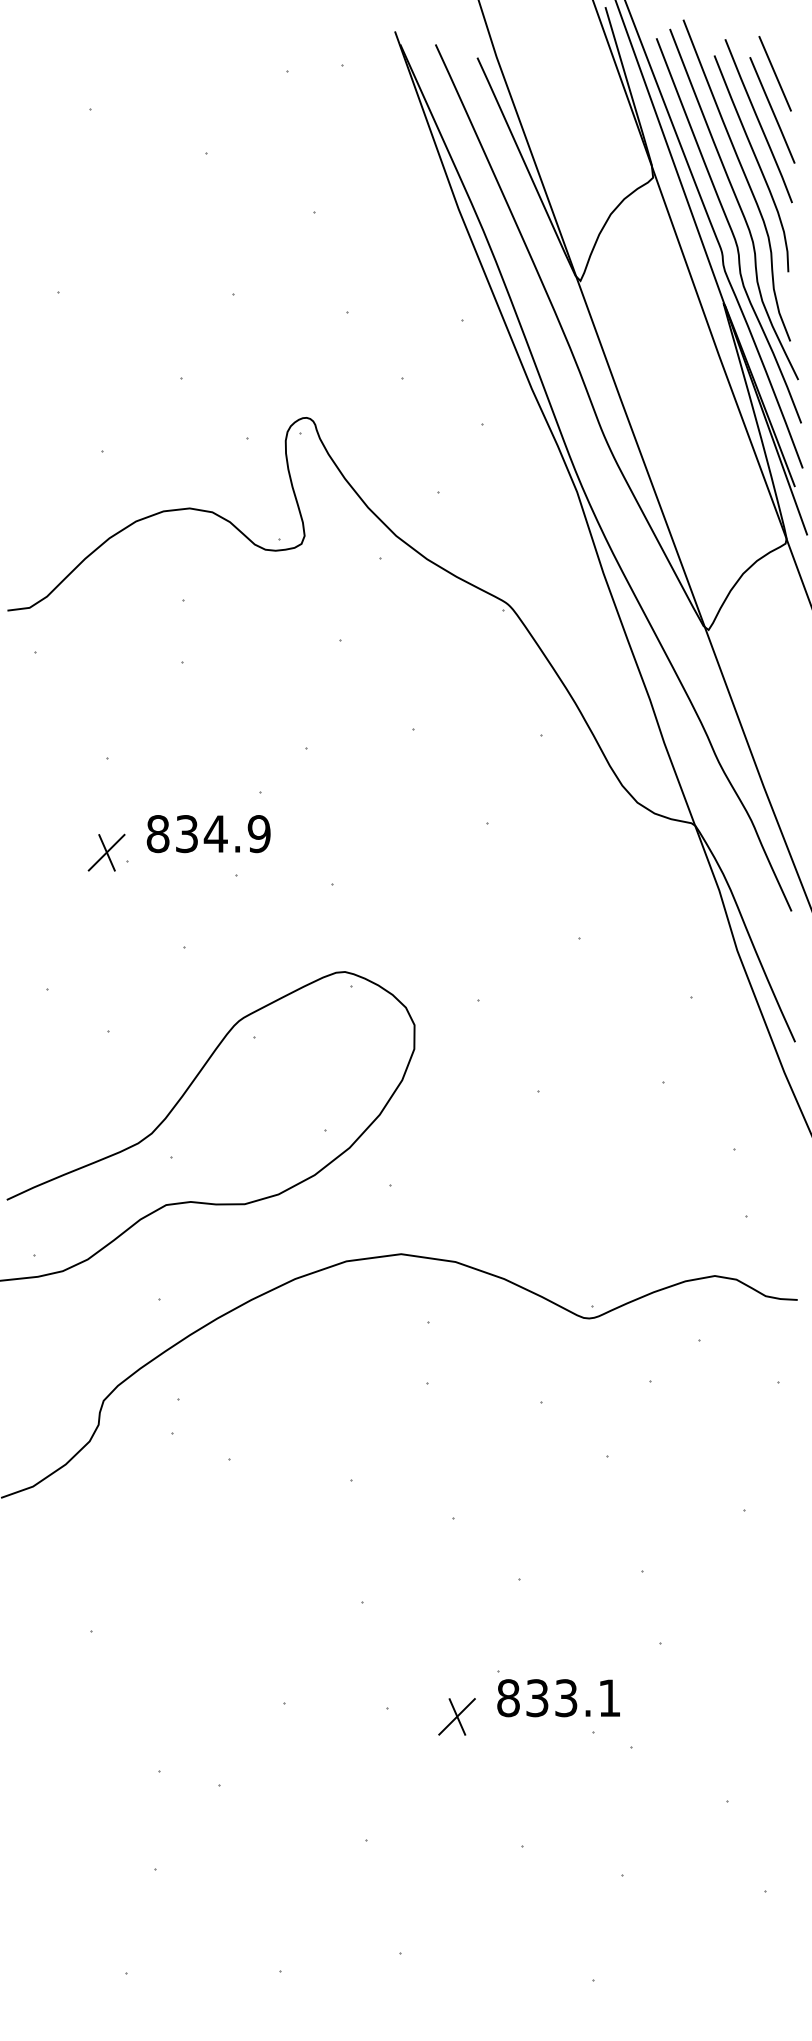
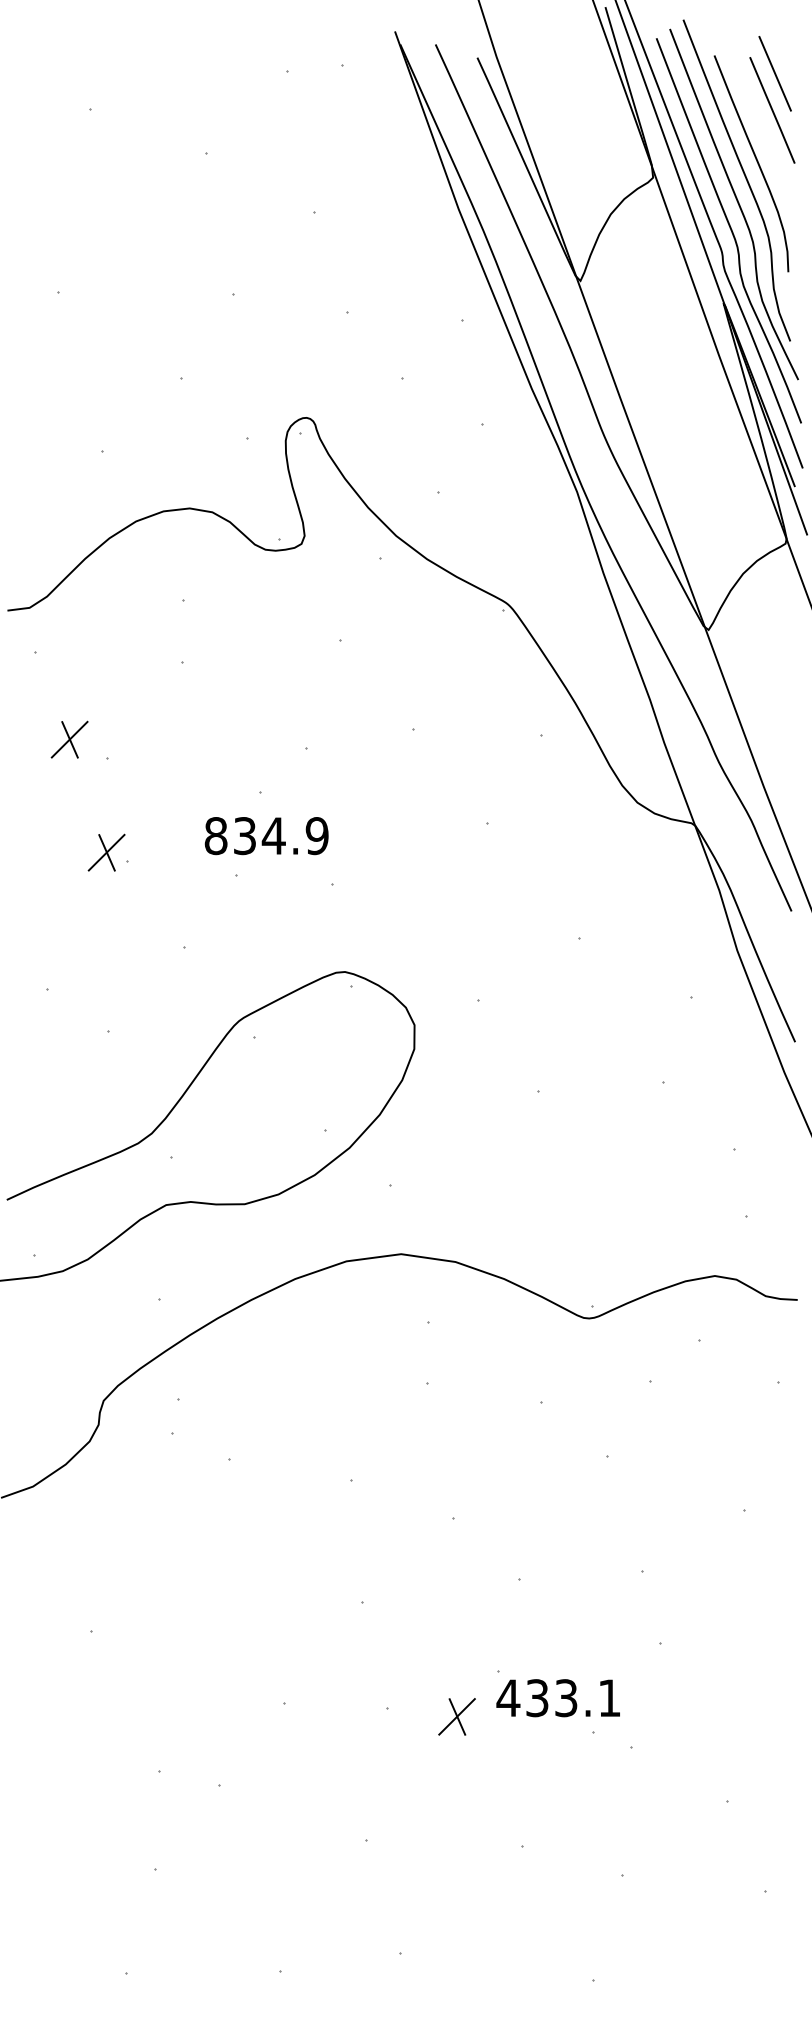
line: present -> none (758, 121)
part: none -> present (69, 739)
text position: (208, 834) -> (266, 836) (266, 836)
text: 833.1 -> 433.1 (508, 1698)
